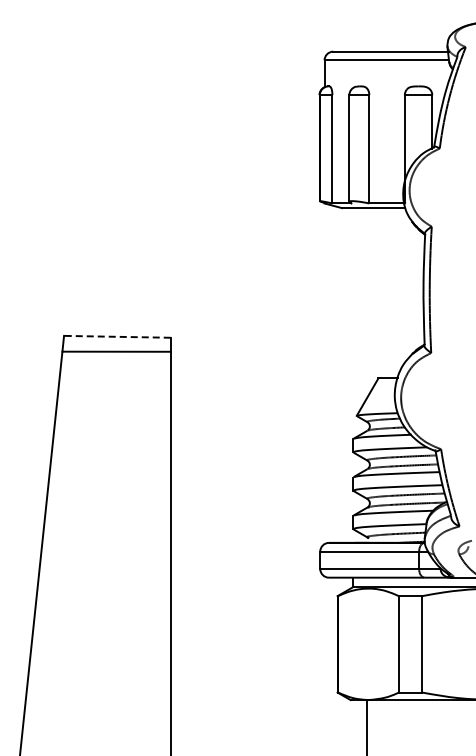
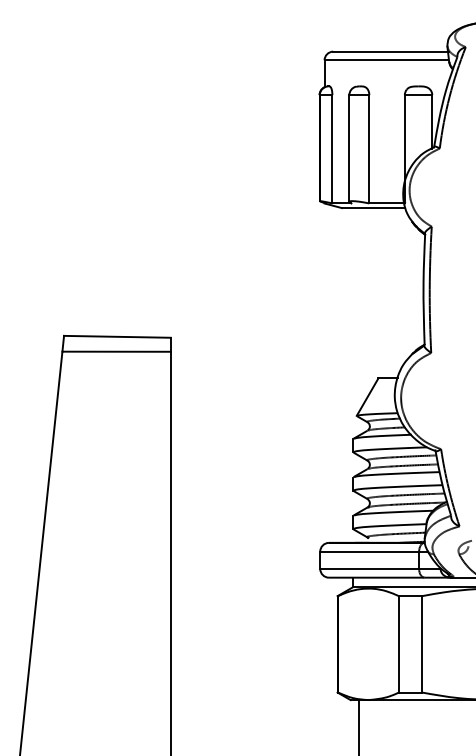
line: dashed -> solid (116, 336)
line position: (367, 726) -> (359, 726) (359, 726)
